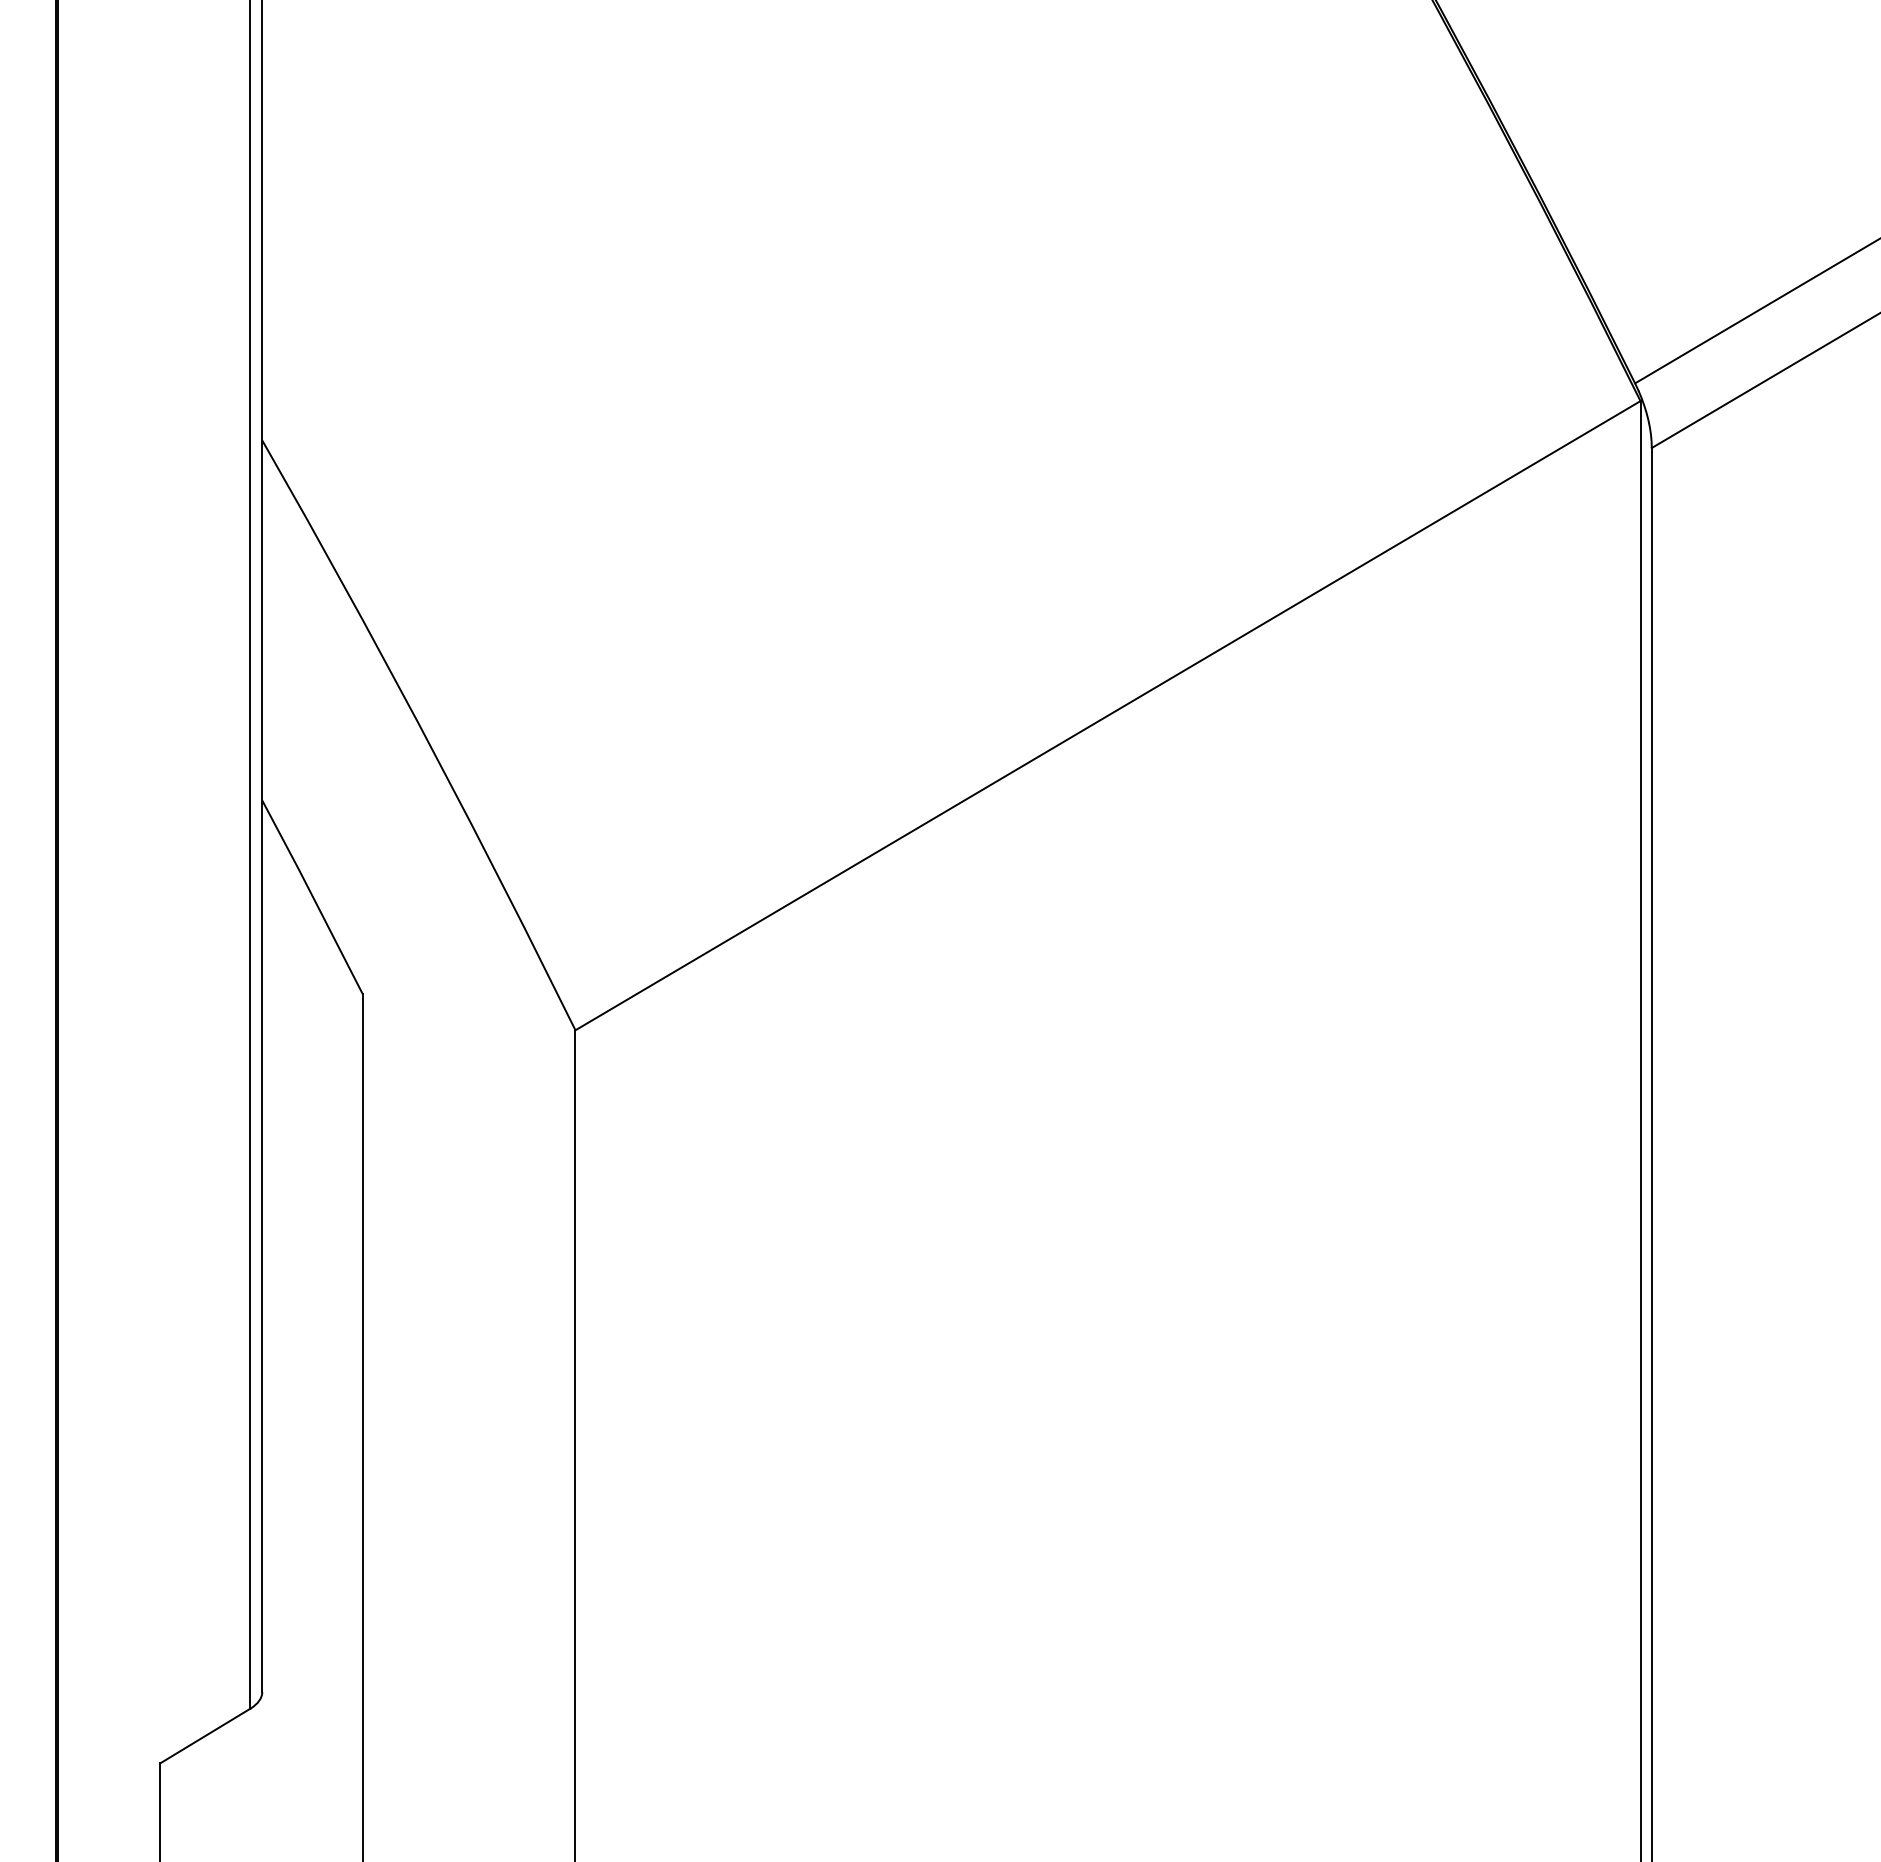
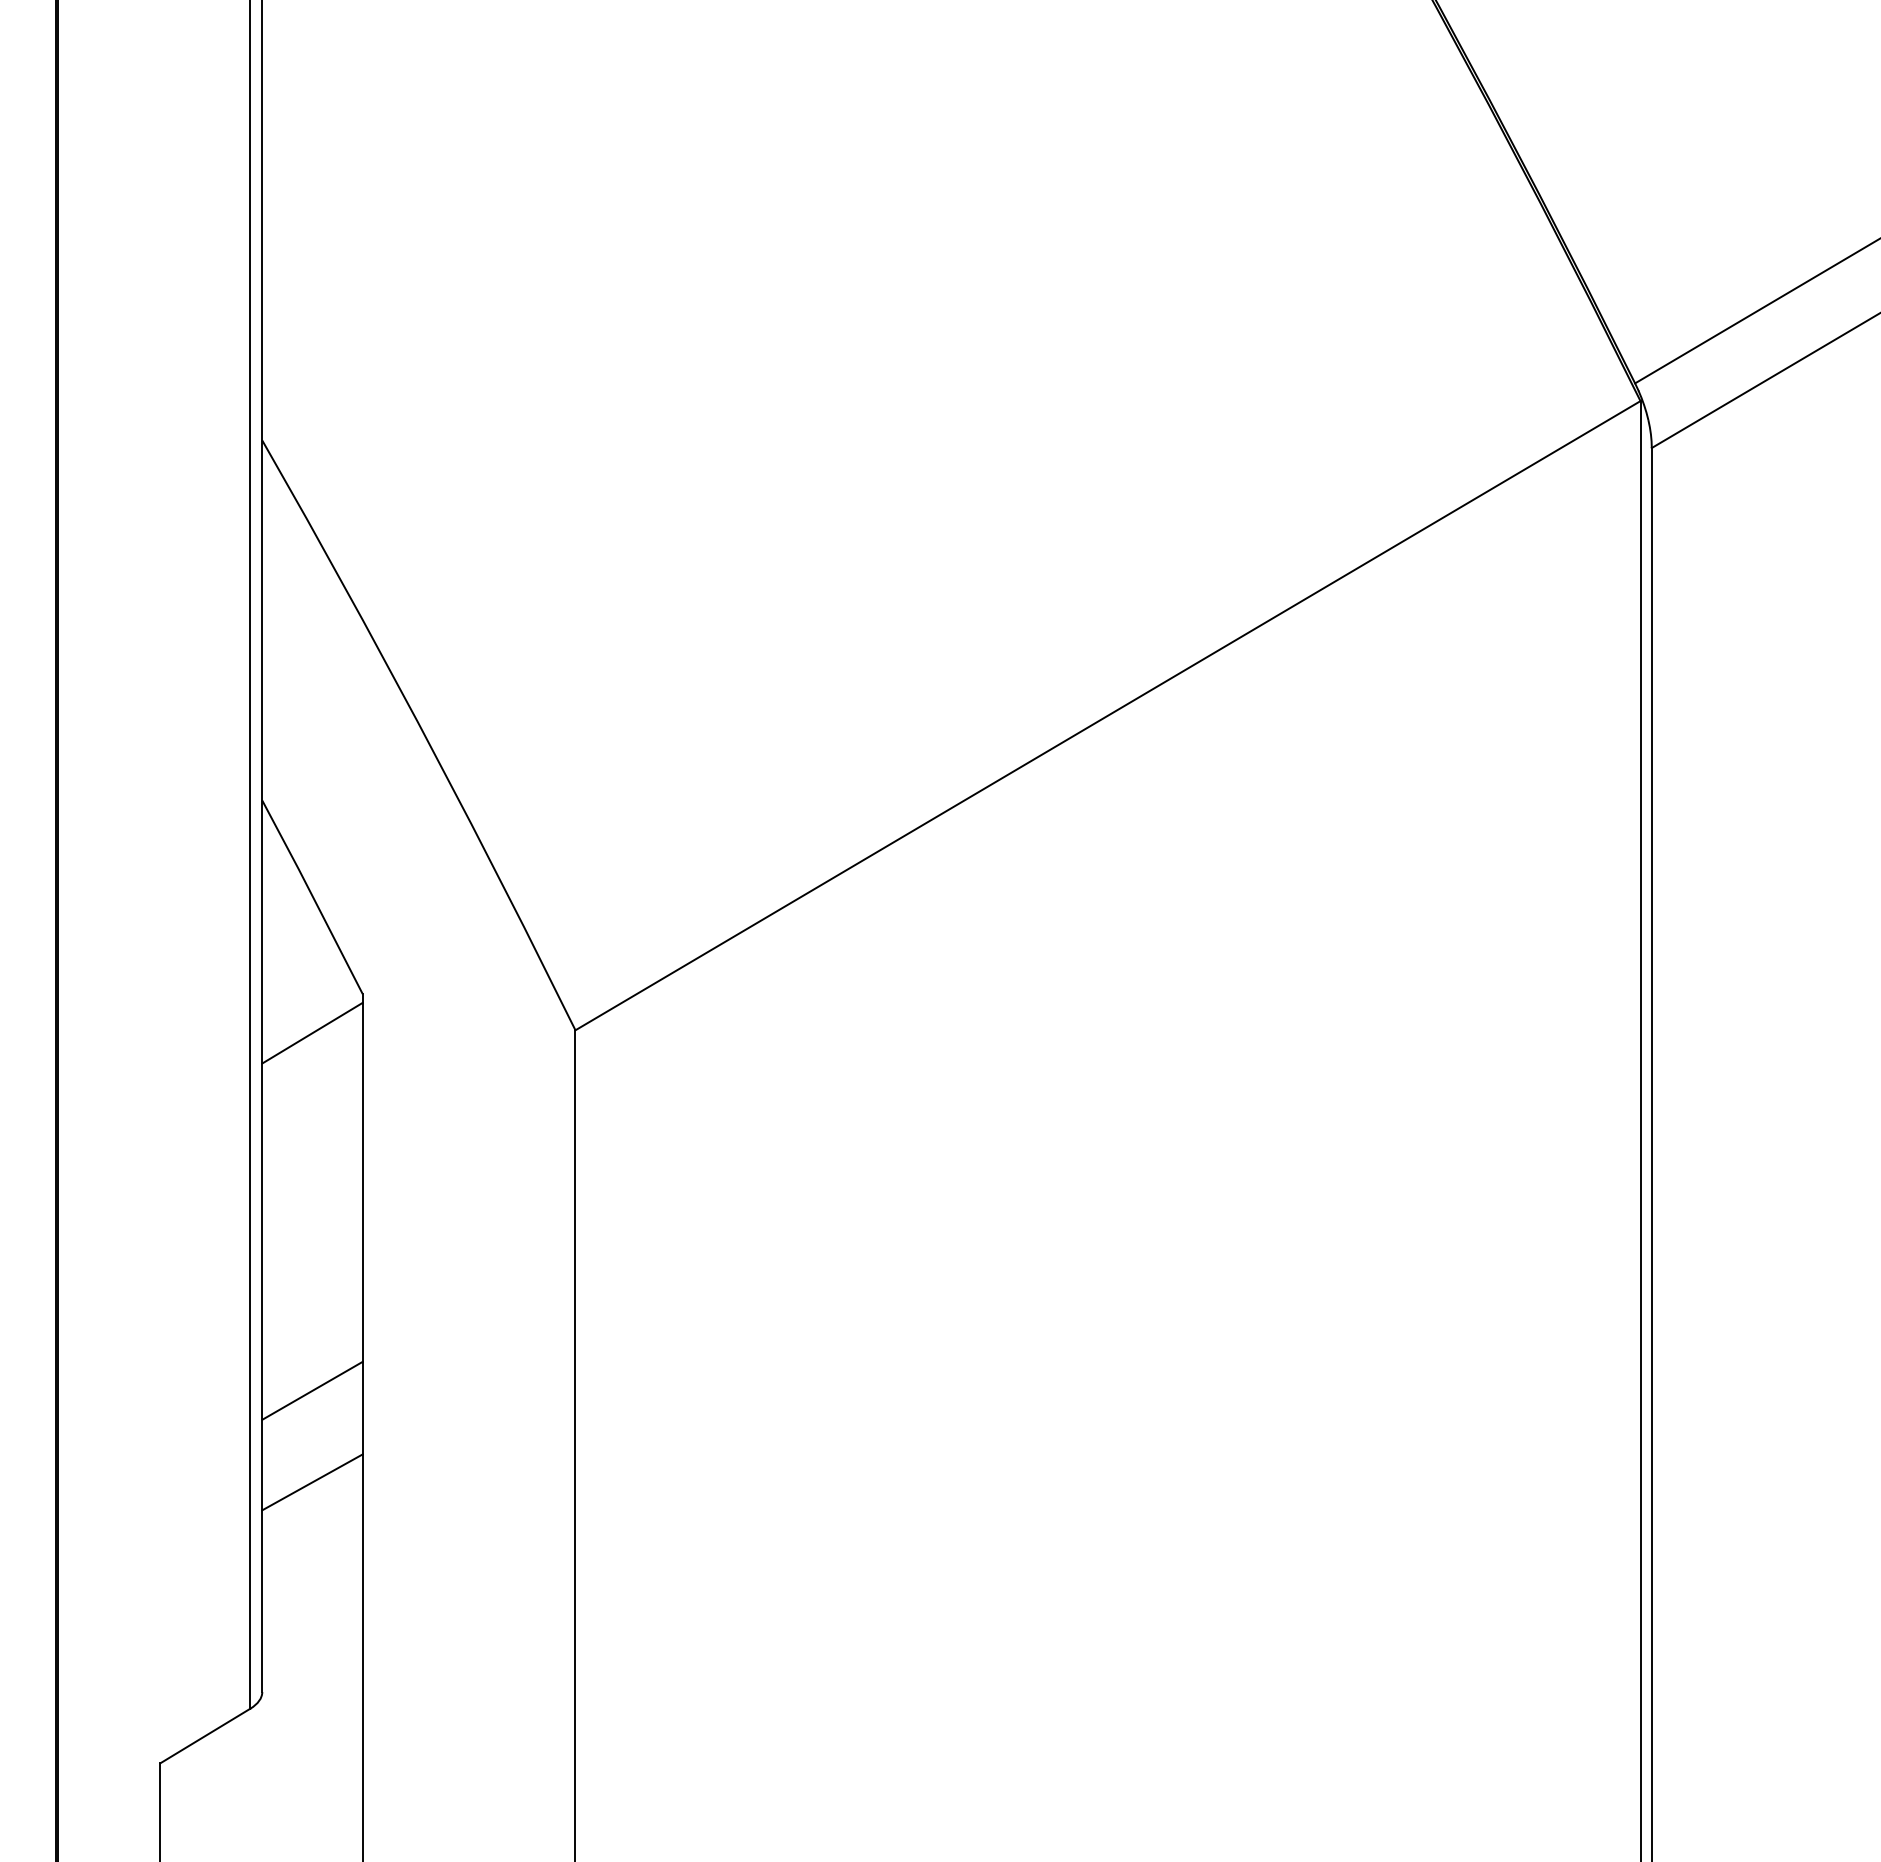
line: none -> present (312, 1032)
line: none -> present (312, 1390)
line: none -> present (312, 1482)
